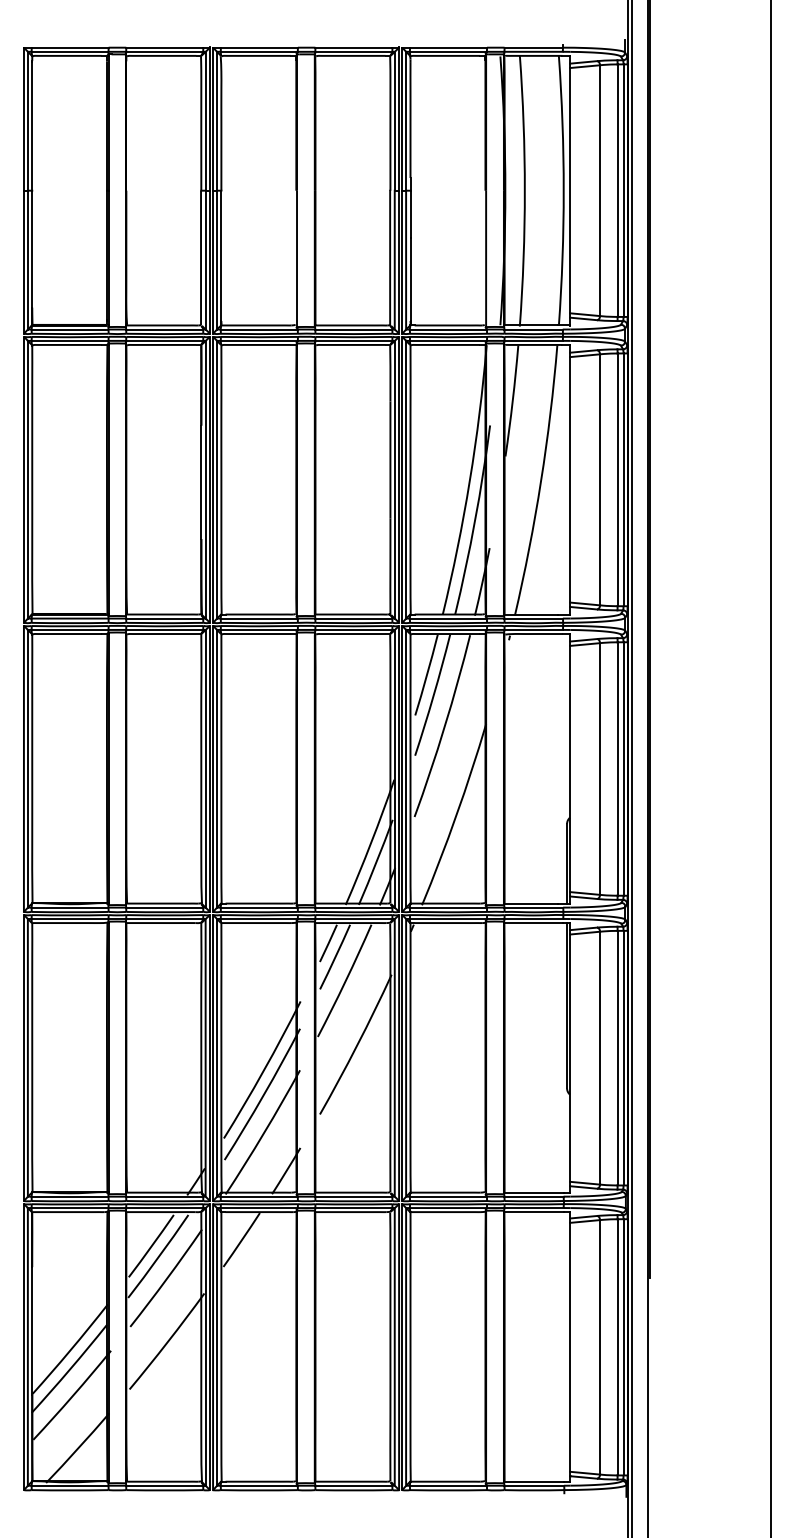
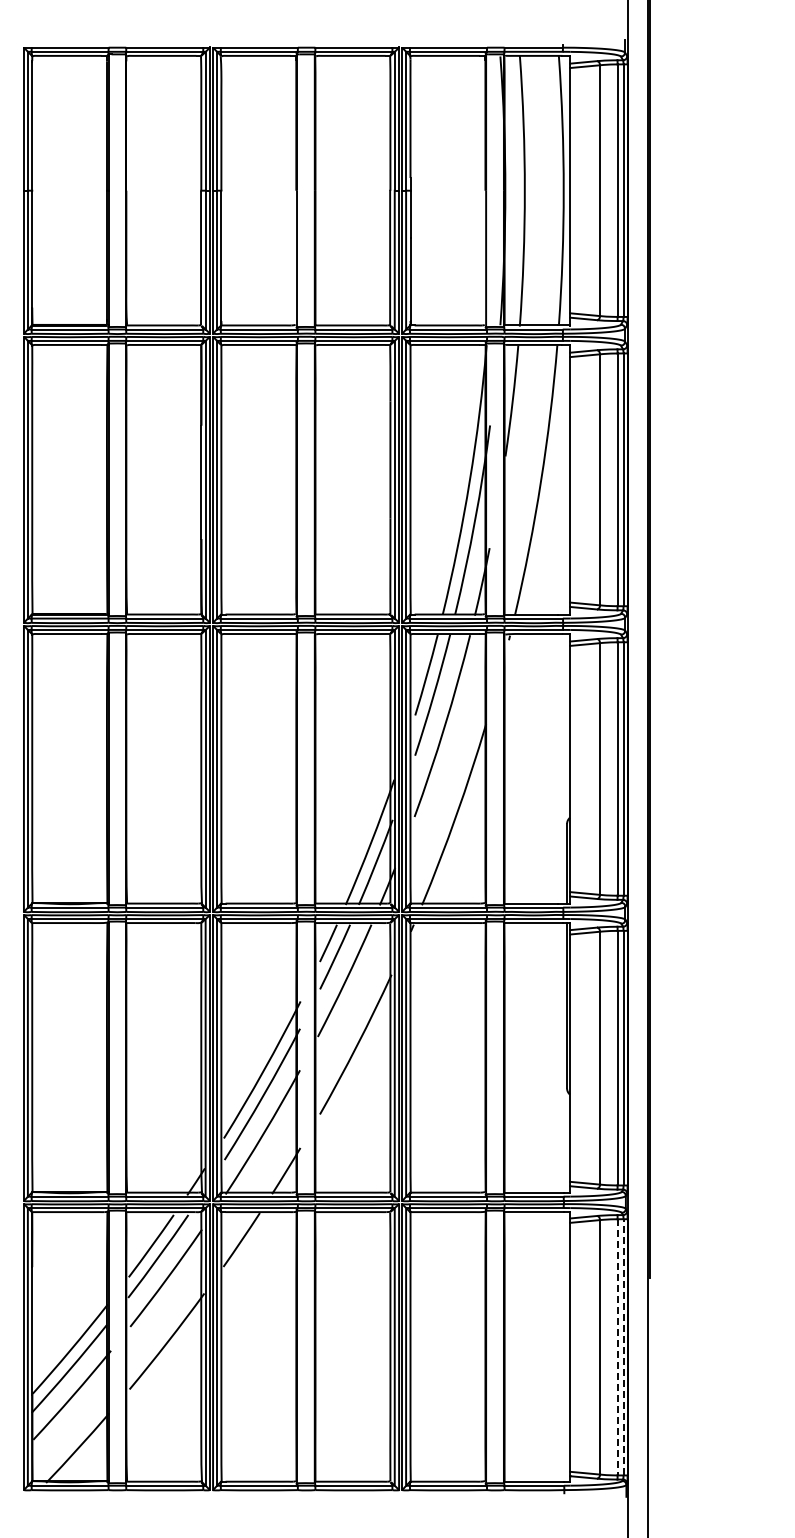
line: present -> none (632, 768)
line: present -> none (771, 768)
line: solid -> dashed (623, 1346)
line: solid -> dashed (617, 1347)
